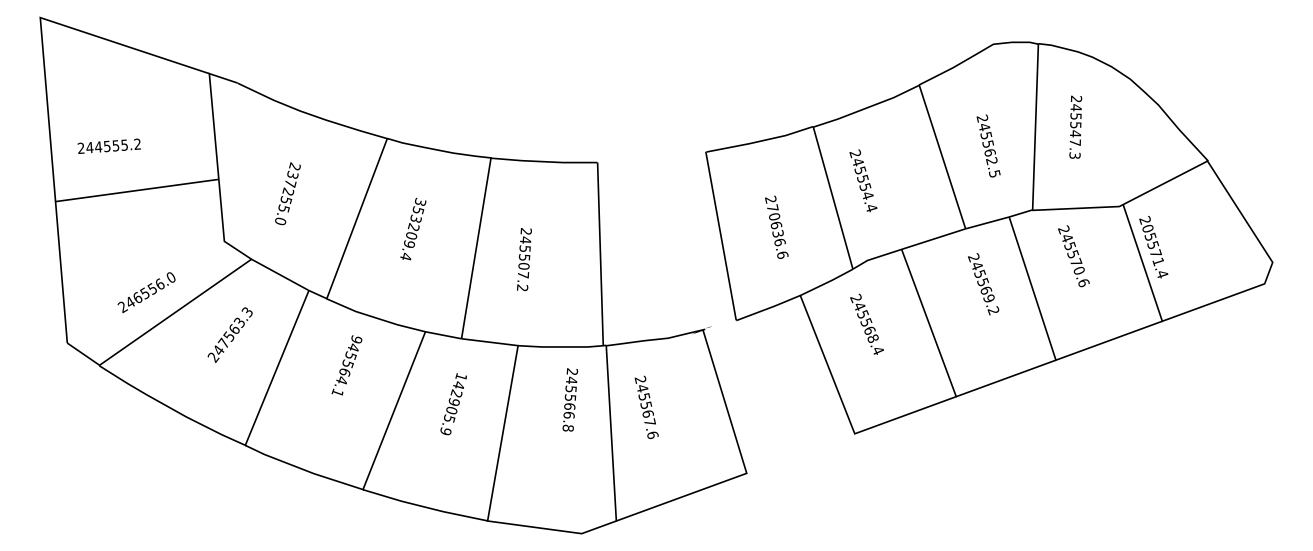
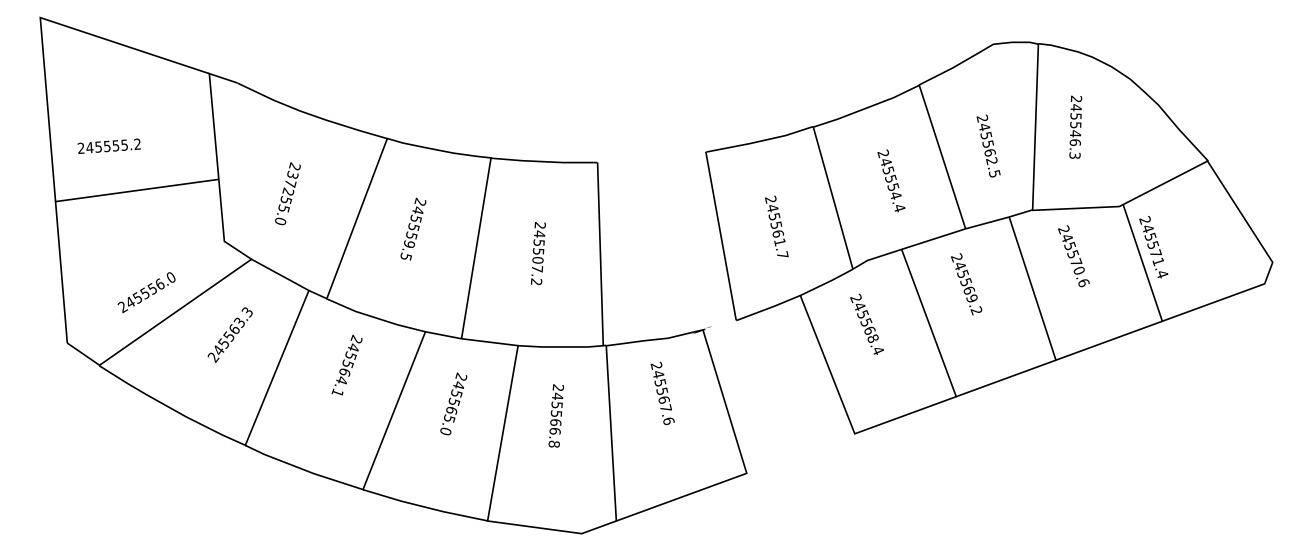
text: 245547.3 -> 245546.3 (1074, 142)
text: 244555.2 -> 245555.2 (98, 146)
text position: (863, 180) -> (891, 180) (891, 180)
text: 353209.4 -> 245559.5 (412, 228)
text: 205571.4 -> 245571.4 (1147, 228)
text: 270636.6 -> 245561.7 (777, 231)
text position: (524, 259) -> (538, 253) (538, 253)
text position: (983, 284) -> (966, 284) (966, 284)
text: 246556.0 -> 245556.0 (137, 297)
text: 945564.1 -> 245564.1 (356, 338)
text: 247563.3 -> 245563.3 (222, 342)
text position: (570, 399) -> (556, 415) (556, 415)
text: 142905.9 -> 245565.0 (453, 403)
text position: (646, 407) -> (662, 393) (662, 393)
